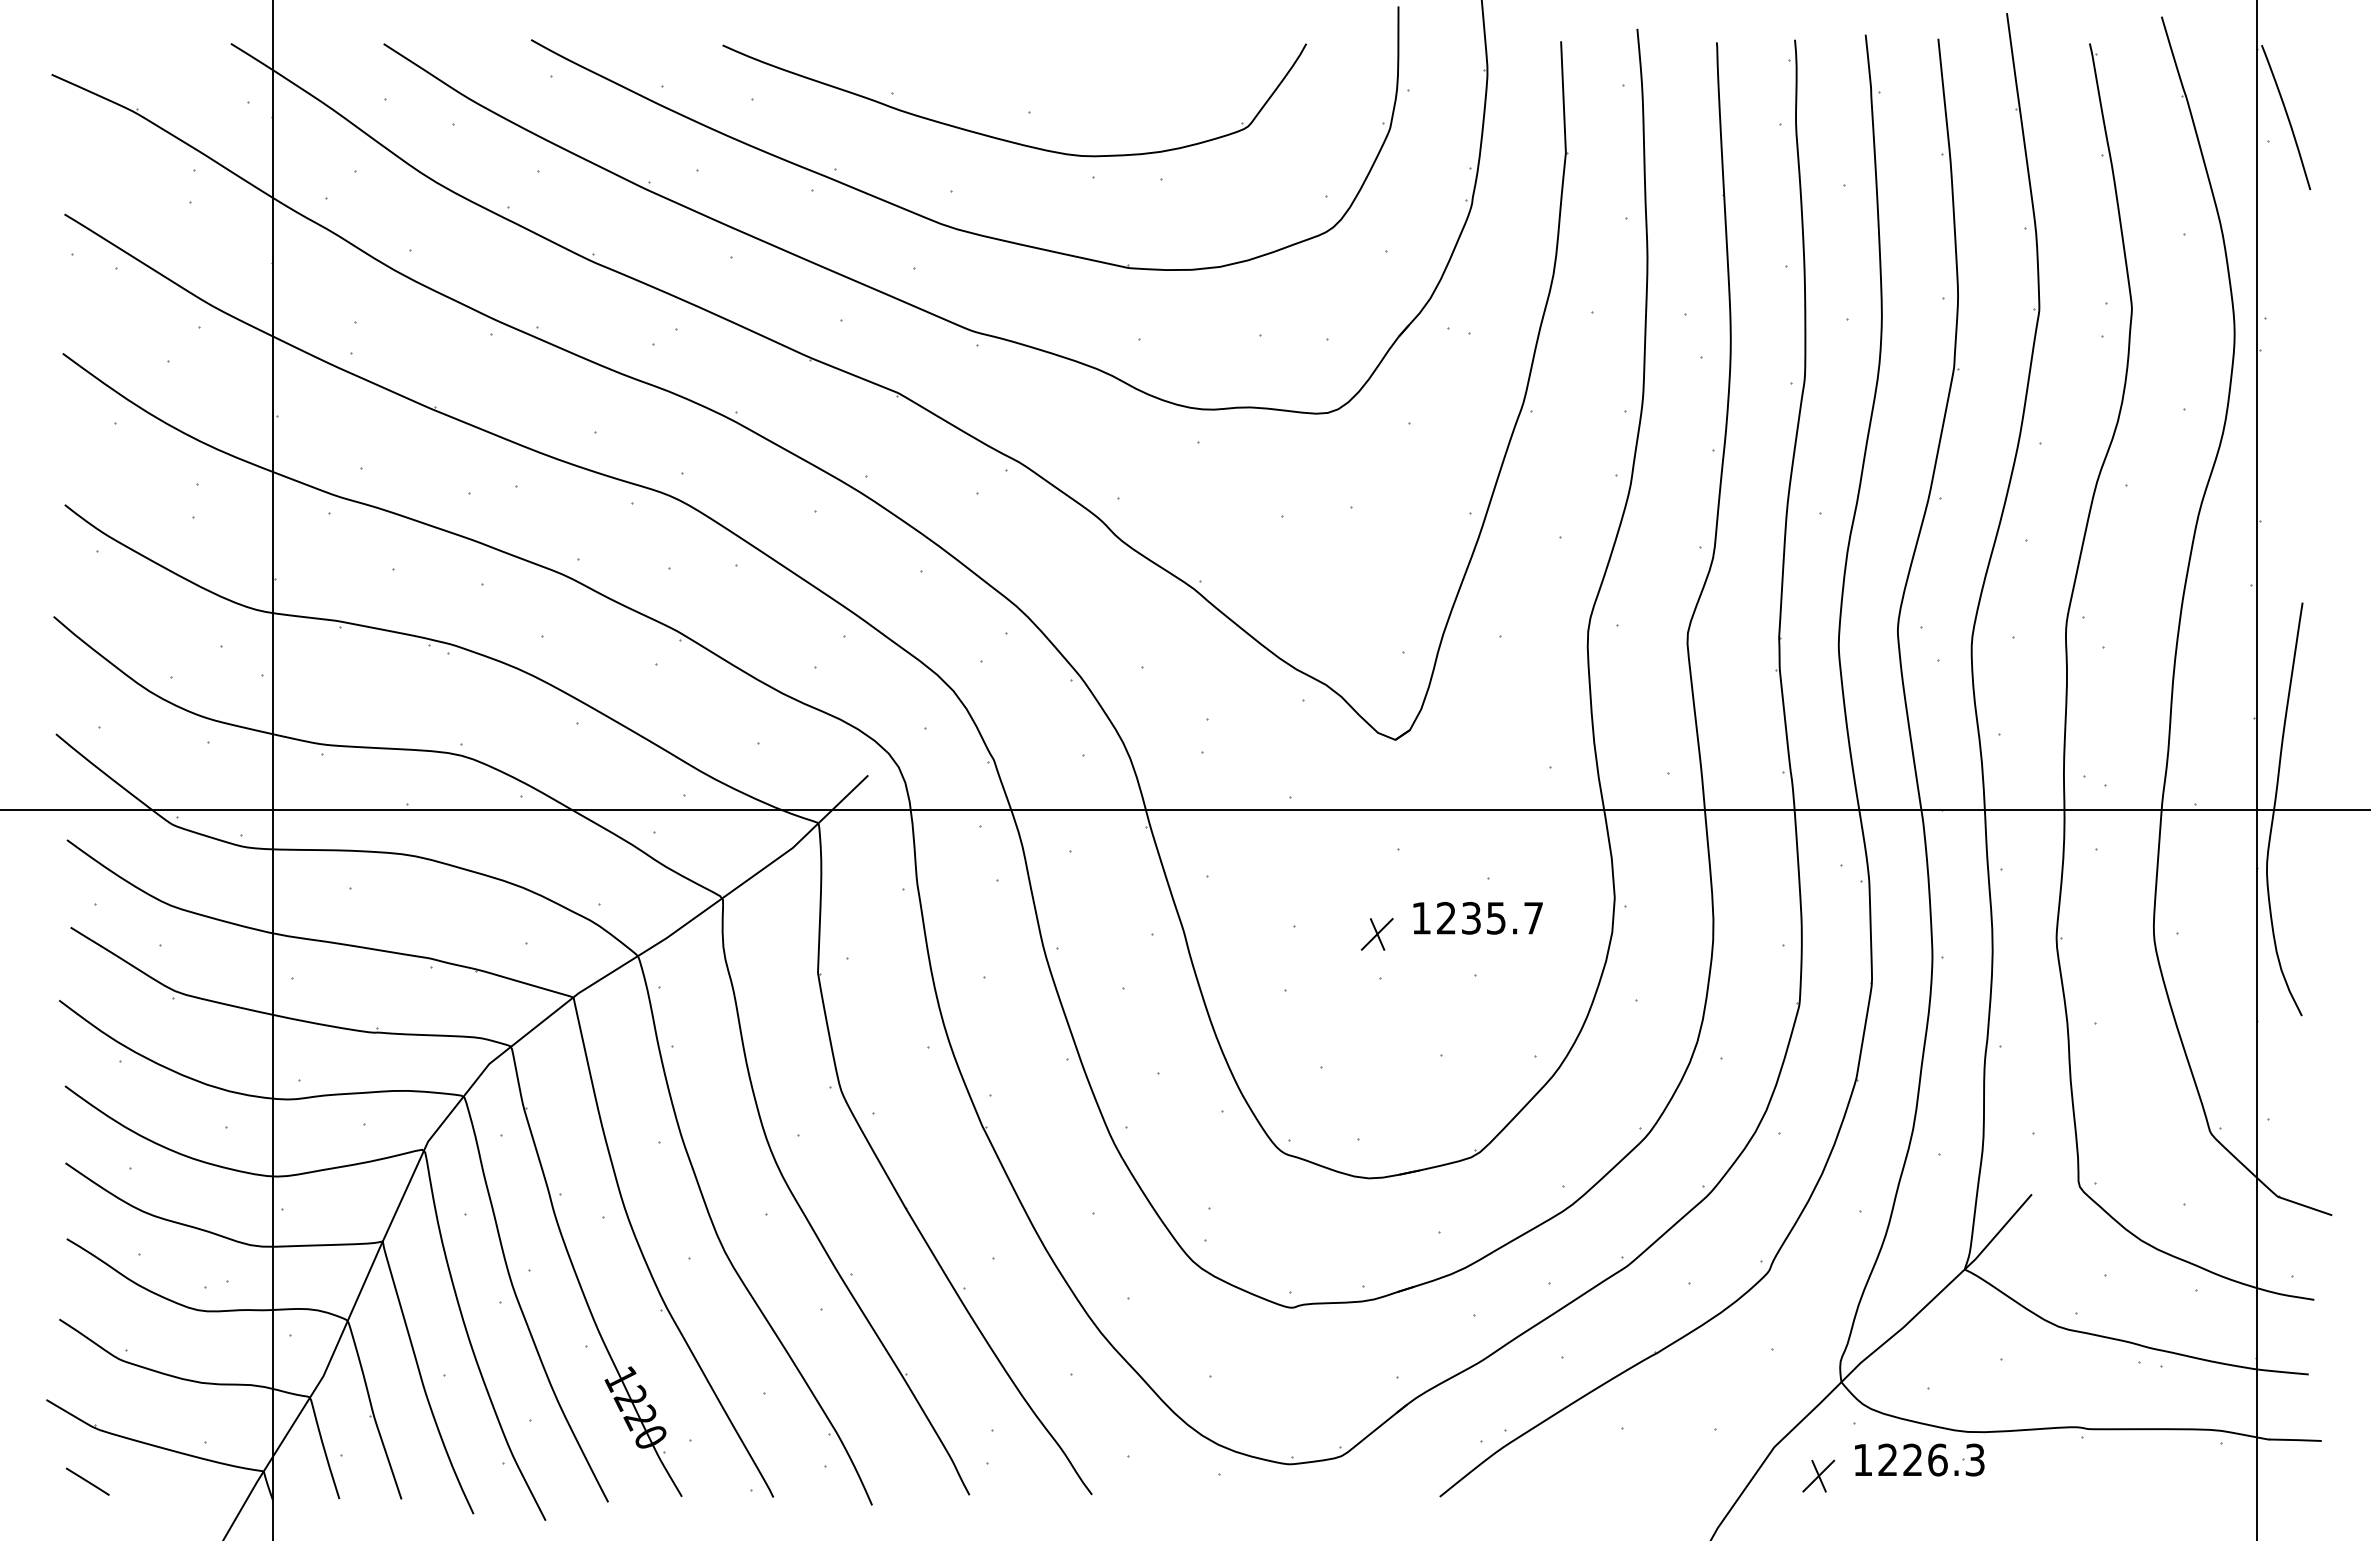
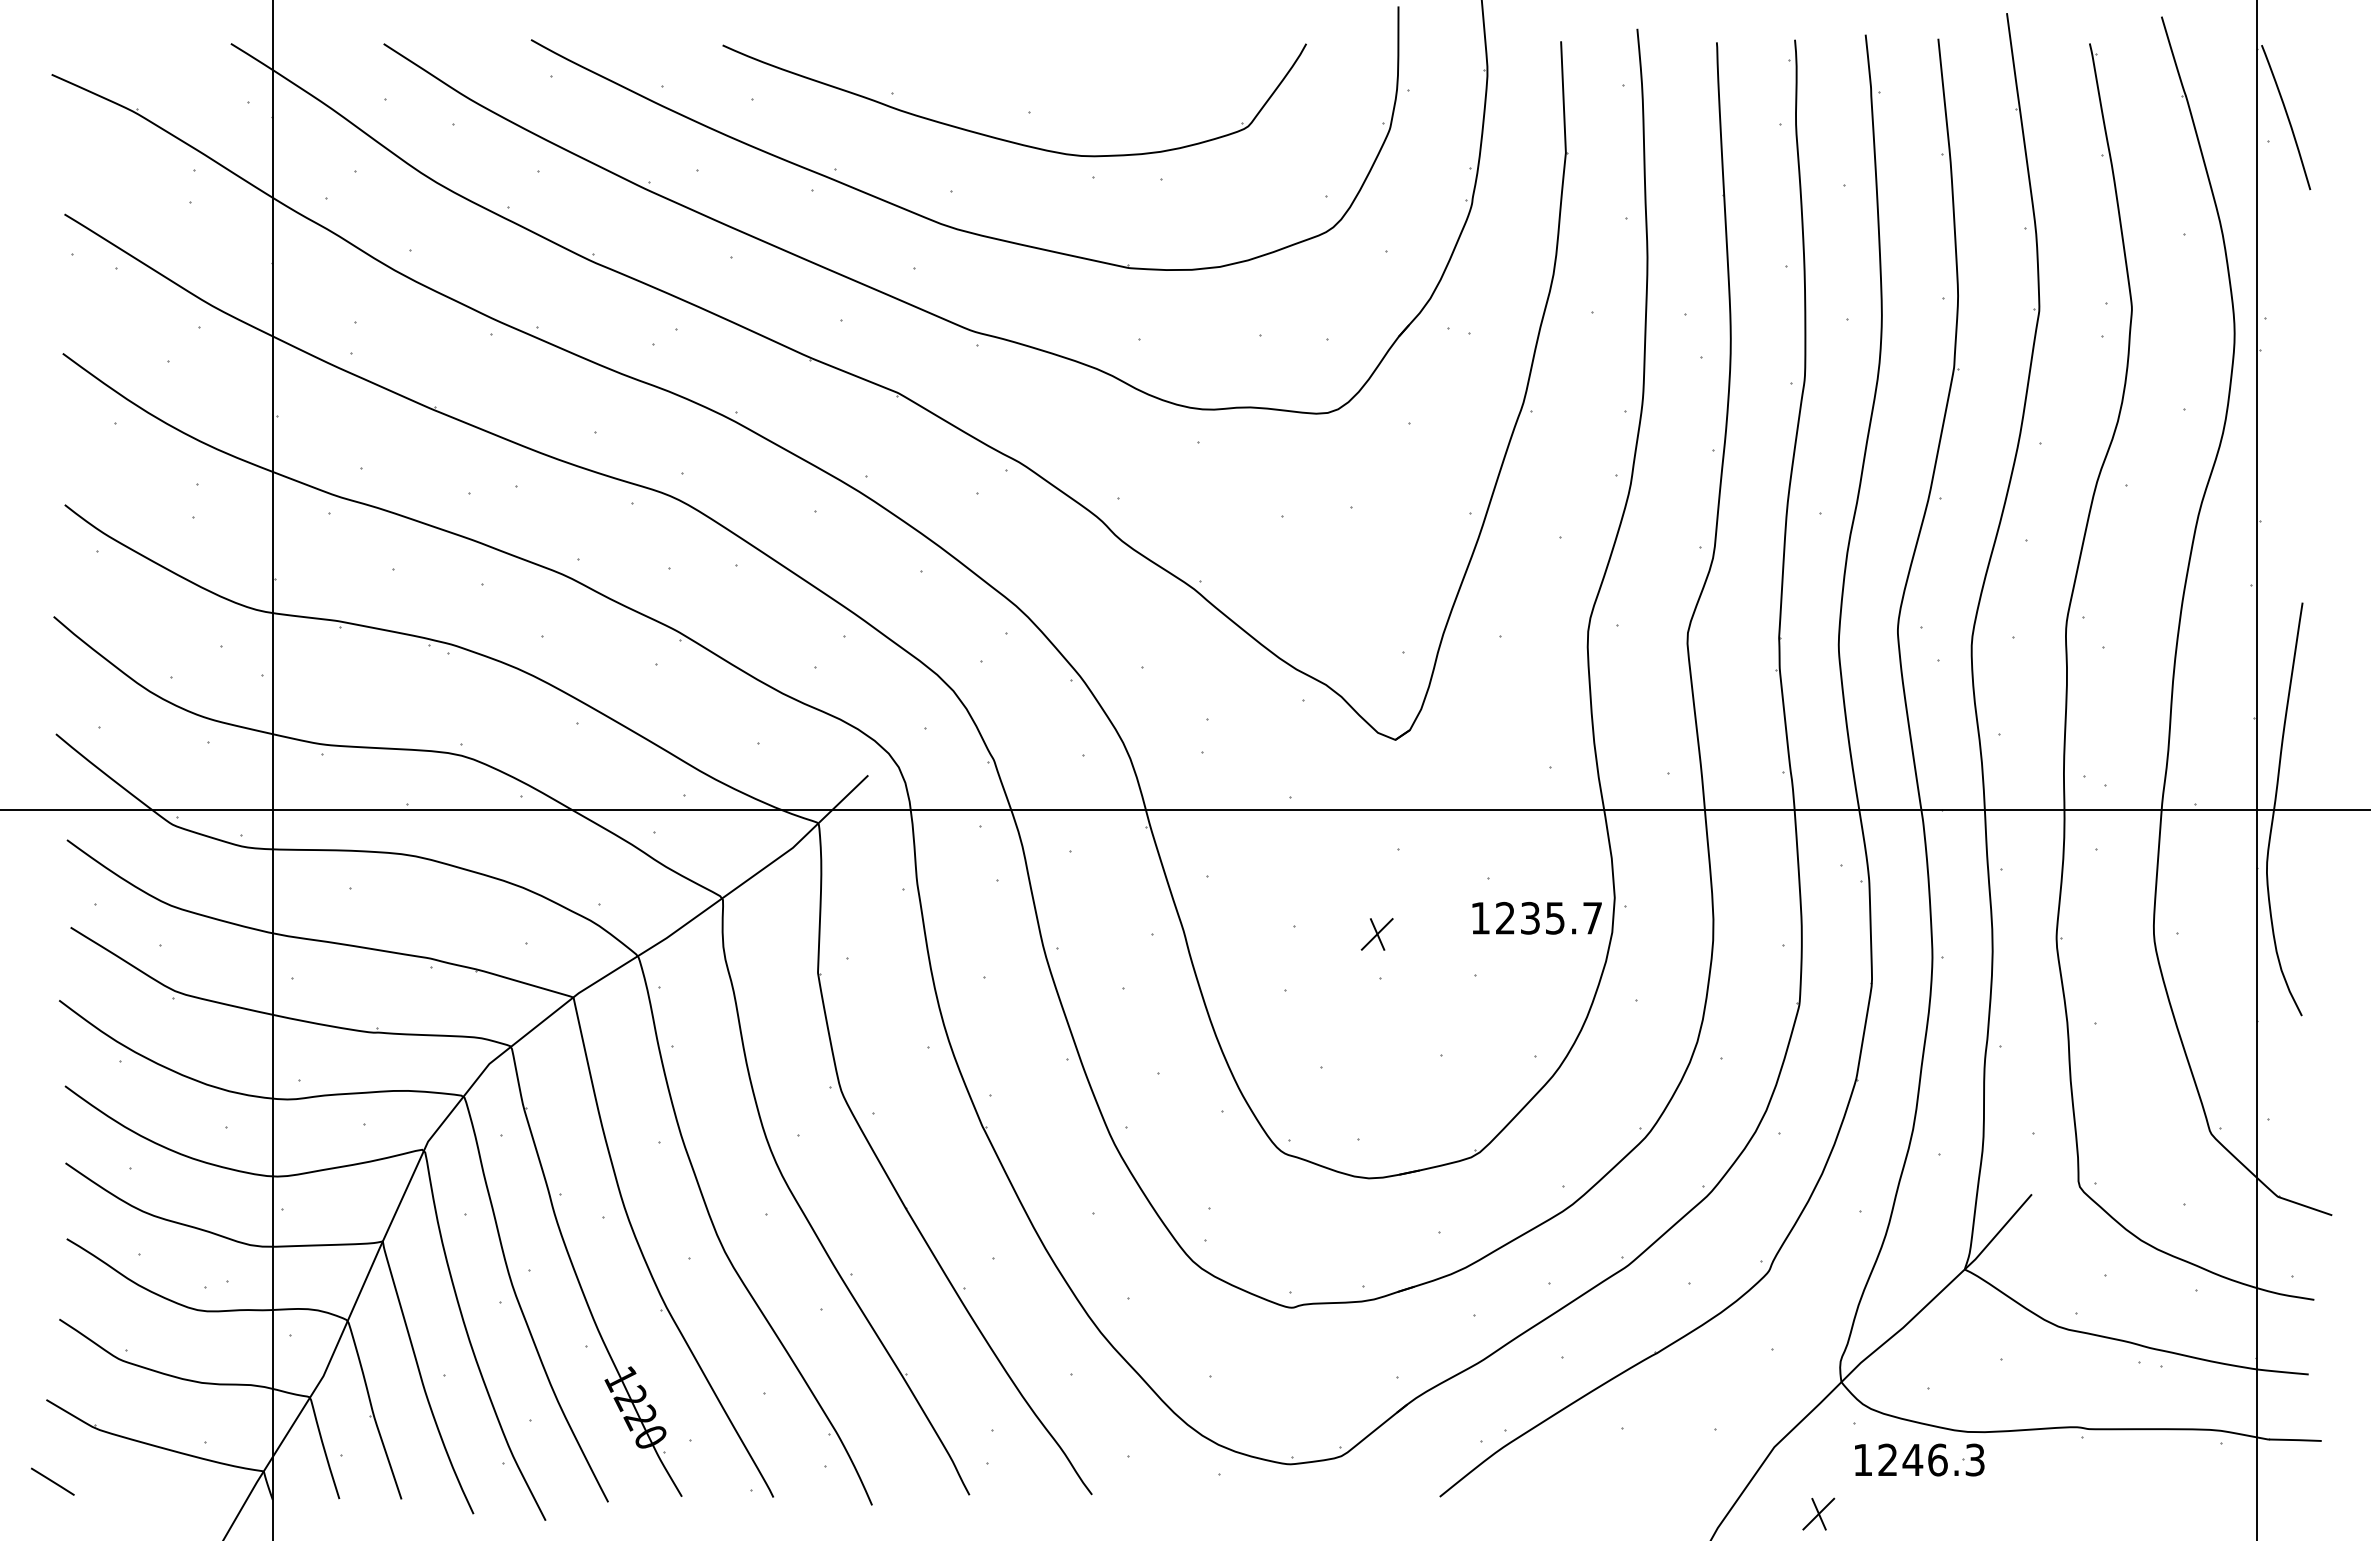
text position: (1477, 918) -> (1536, 918) (1536, 918)
text: 1226.3 -> 1246.3 (1912, 1459)
part position: (1818, 1475) -> (1818, 1513) (1818, 1513)
line position: (87, 1481) -> (52, 1481) (52, 1481)
